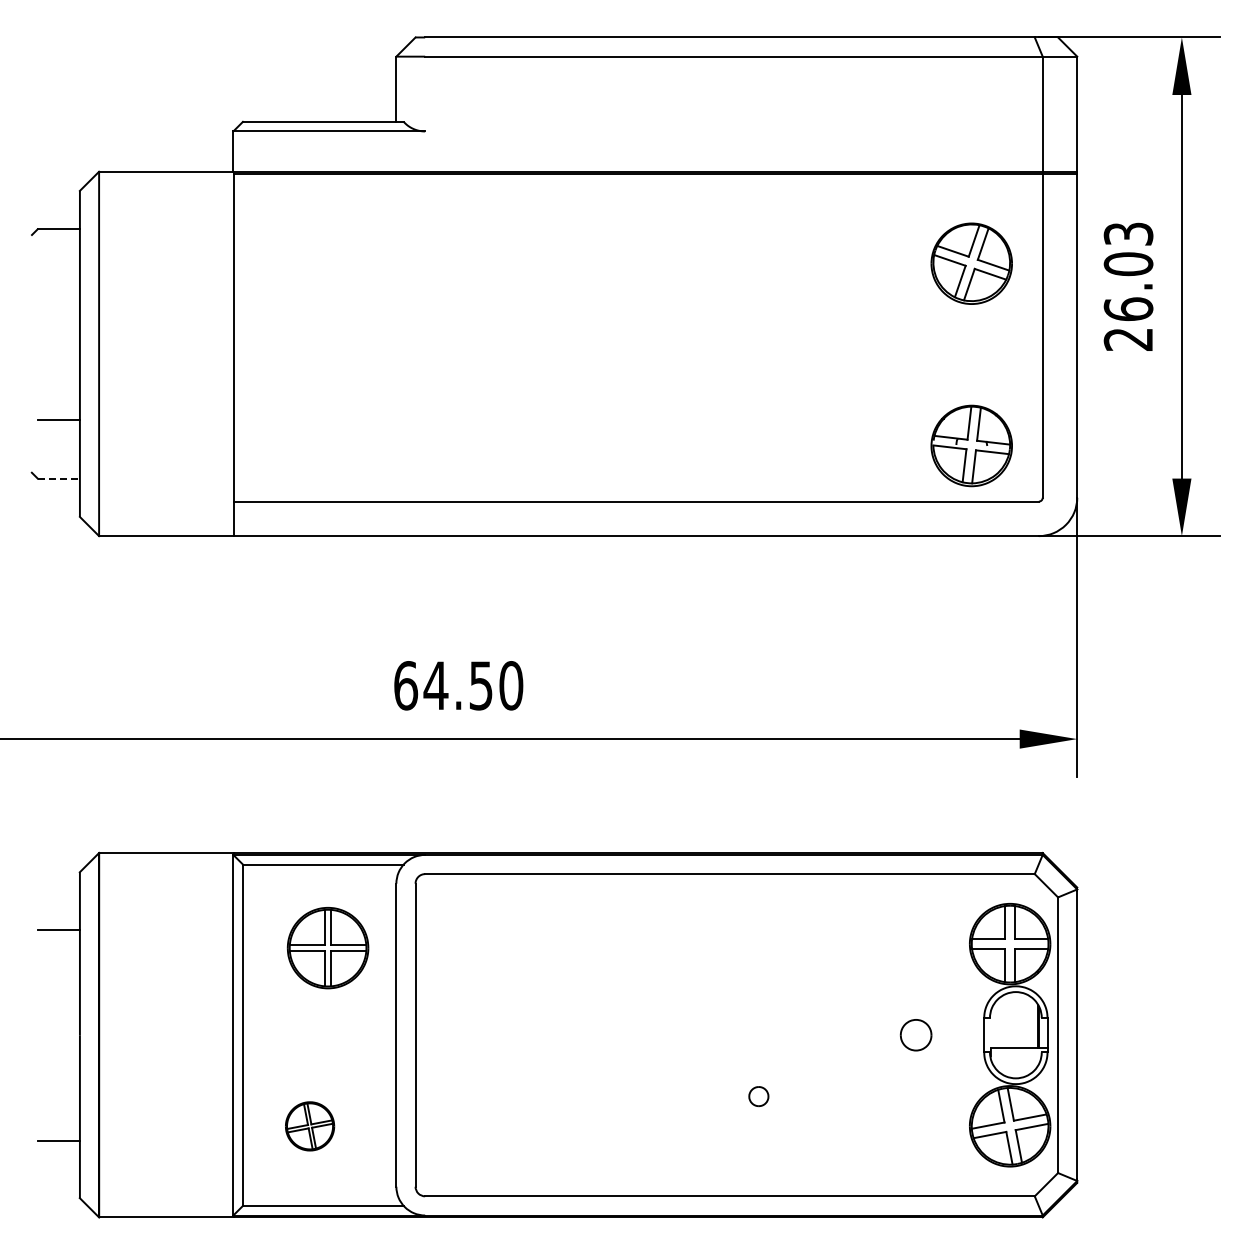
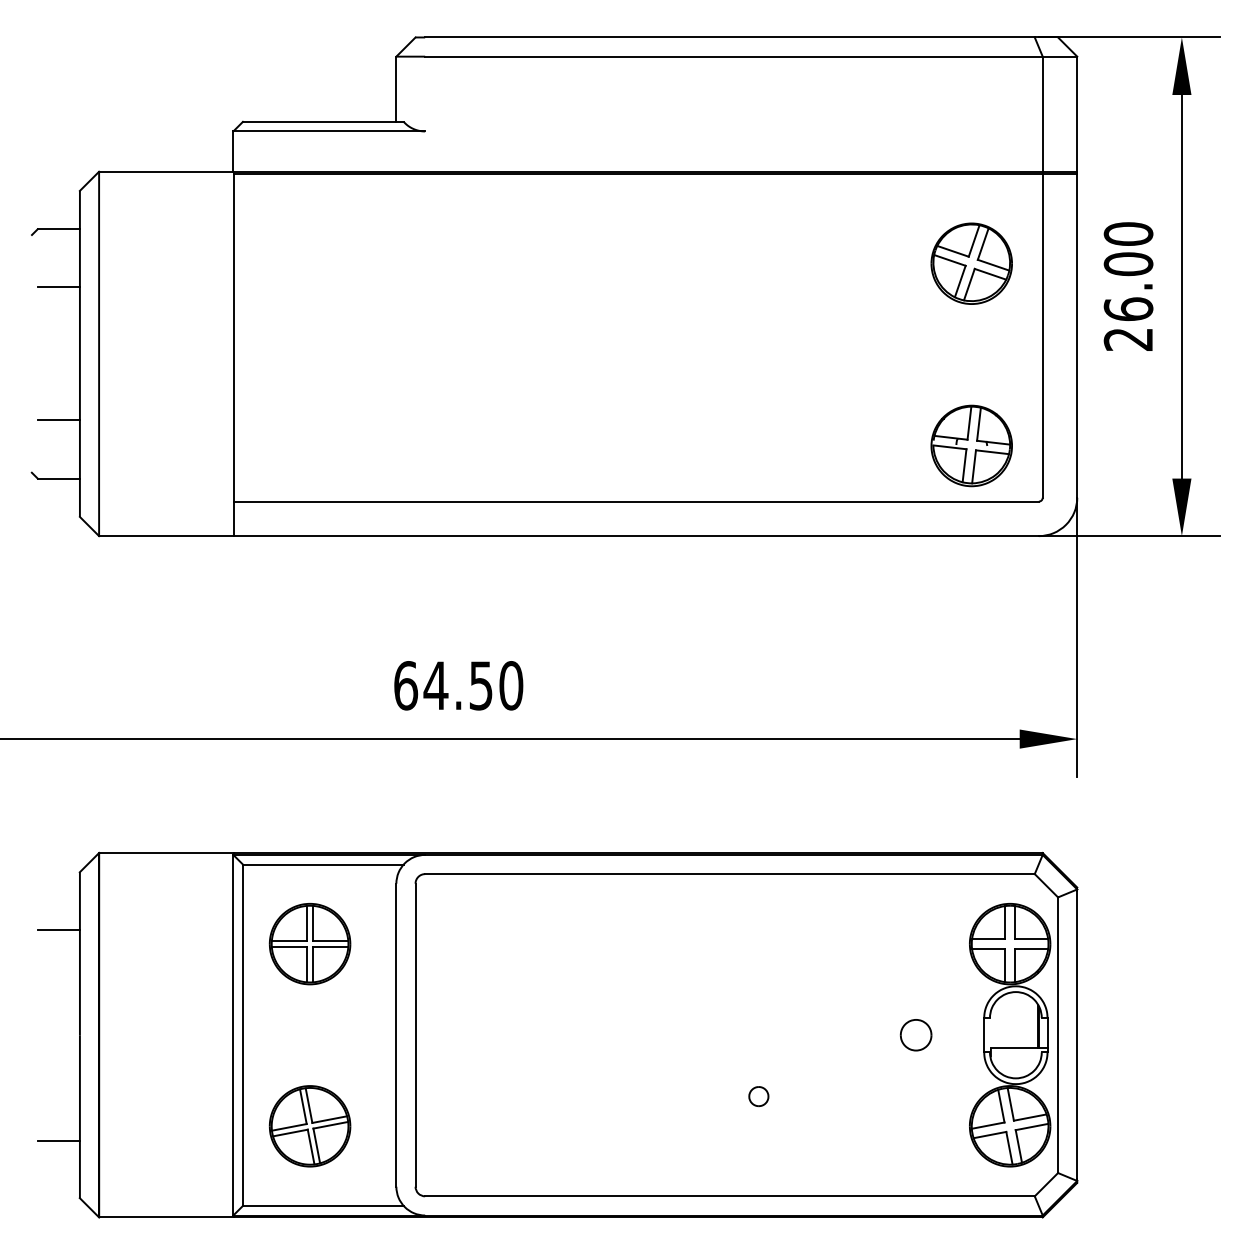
text: 26.03 -> 26.00 (1128, 233)
line: none -> present (58, 287)
line: dashed -> solid (59, 478)
part position: (327, 948) -> (309, 944) (309, 944)
part size: 51x51 px -> 84x83 px (309, 1126)
